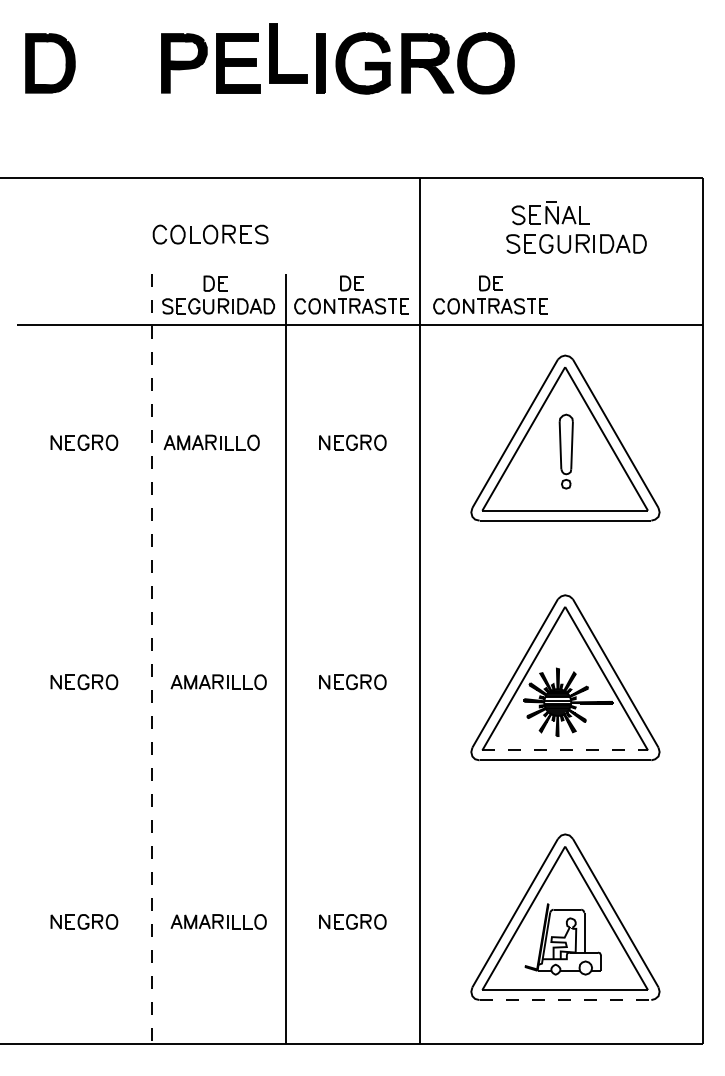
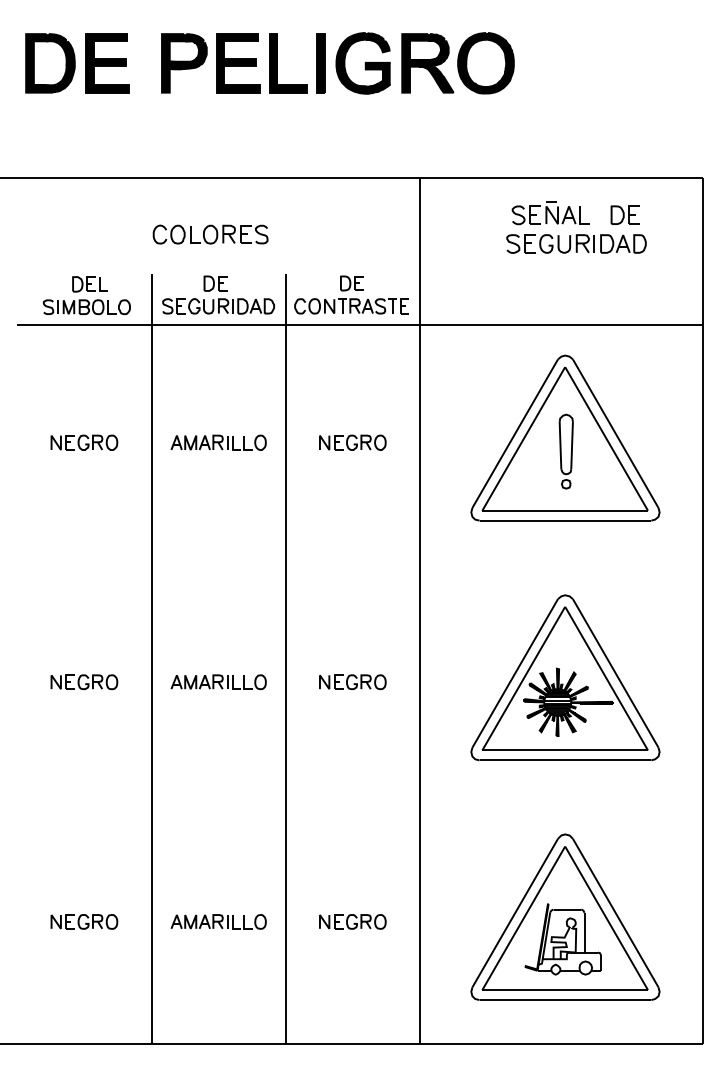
part position: (277, 53) -> (277, 63) (277, 63)
part: none -> present (107, 63)
part: none -> present (624, 214)
part: present -> none (490, 294)
part: none -> present (86, 295)
part position: (211, 442) -> (218, 442) (218, 442)
line: dashed -> solid (151, 658)
line: dashed -> solid (565, 750)
line: dashed -> solid (565, 1000)
